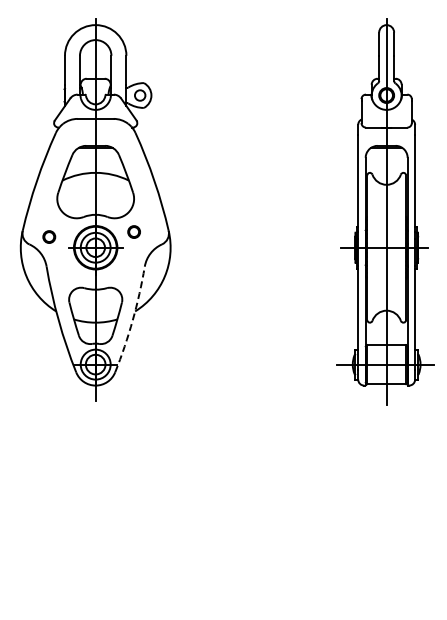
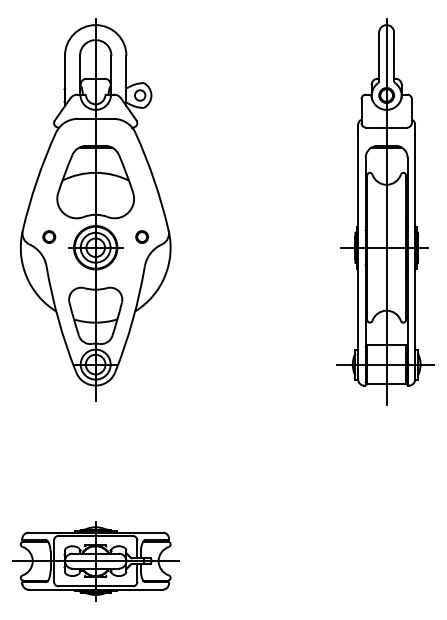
circle position: (133, 231) -> (141, 236) (141, 236)
arc: dashed -> solid (132, 320)
part: none -> present (95, 561)
